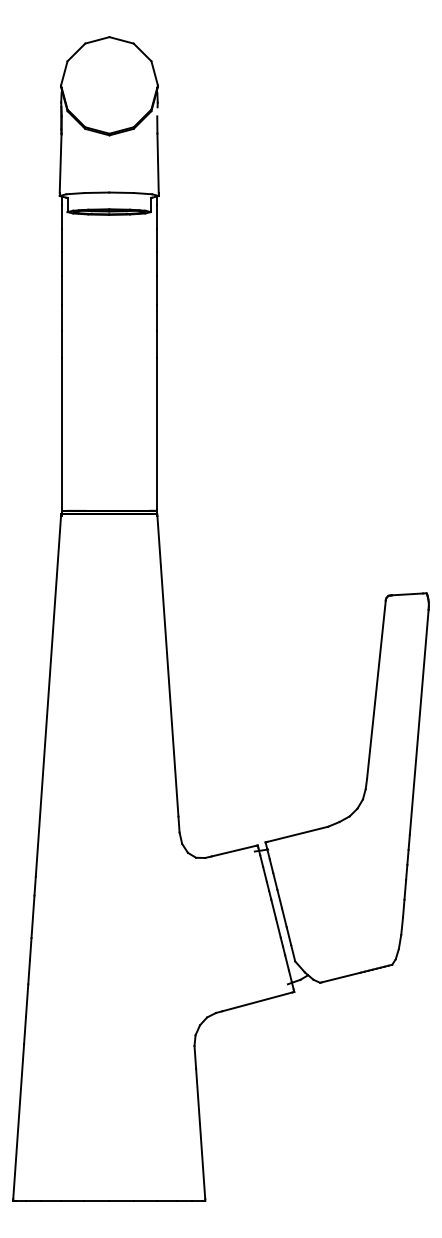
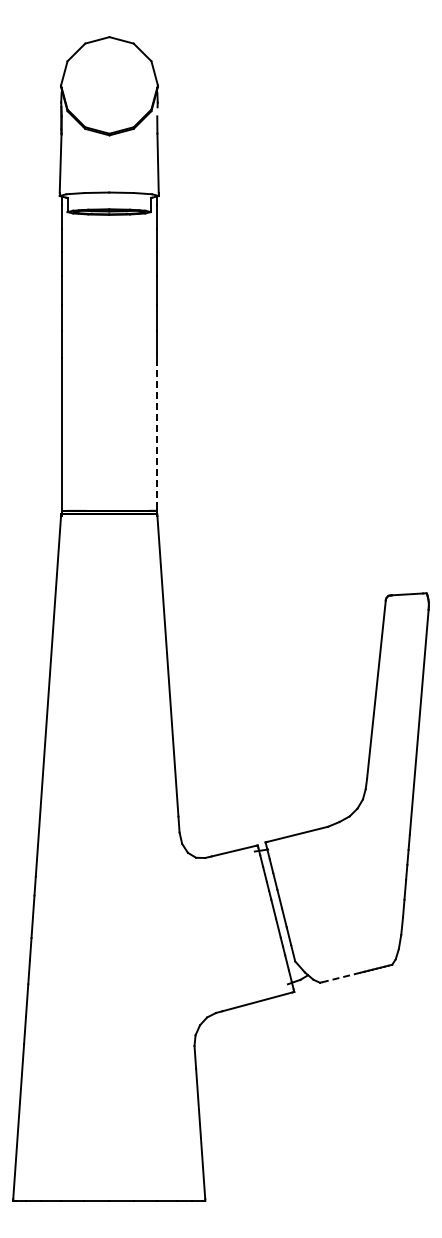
line: solid -> dashed (156, 433)
line: solid -> dashed (341, 977)
